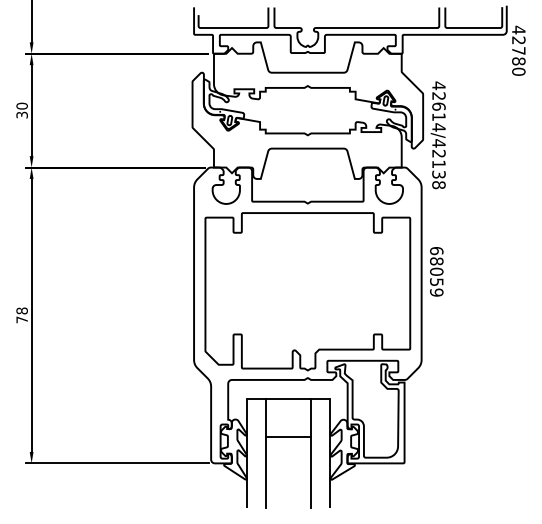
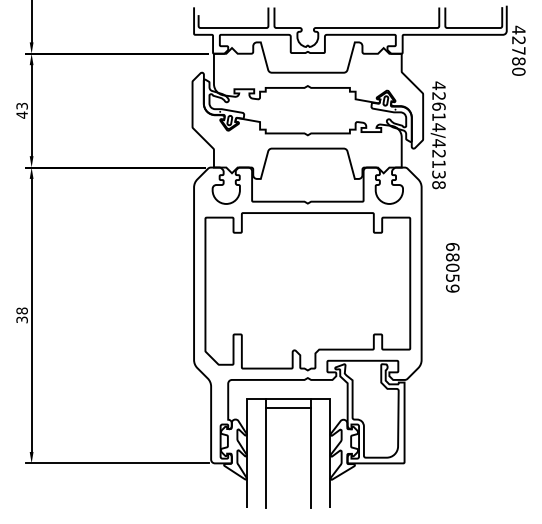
text: 30 -> 43 (21, 110)
text position: (436, 271) -> (452, 267) (452, 267)
text: 78 -> 38 (21, 319)
line position: (288, 436) -> (288, 407) (288, 407)
